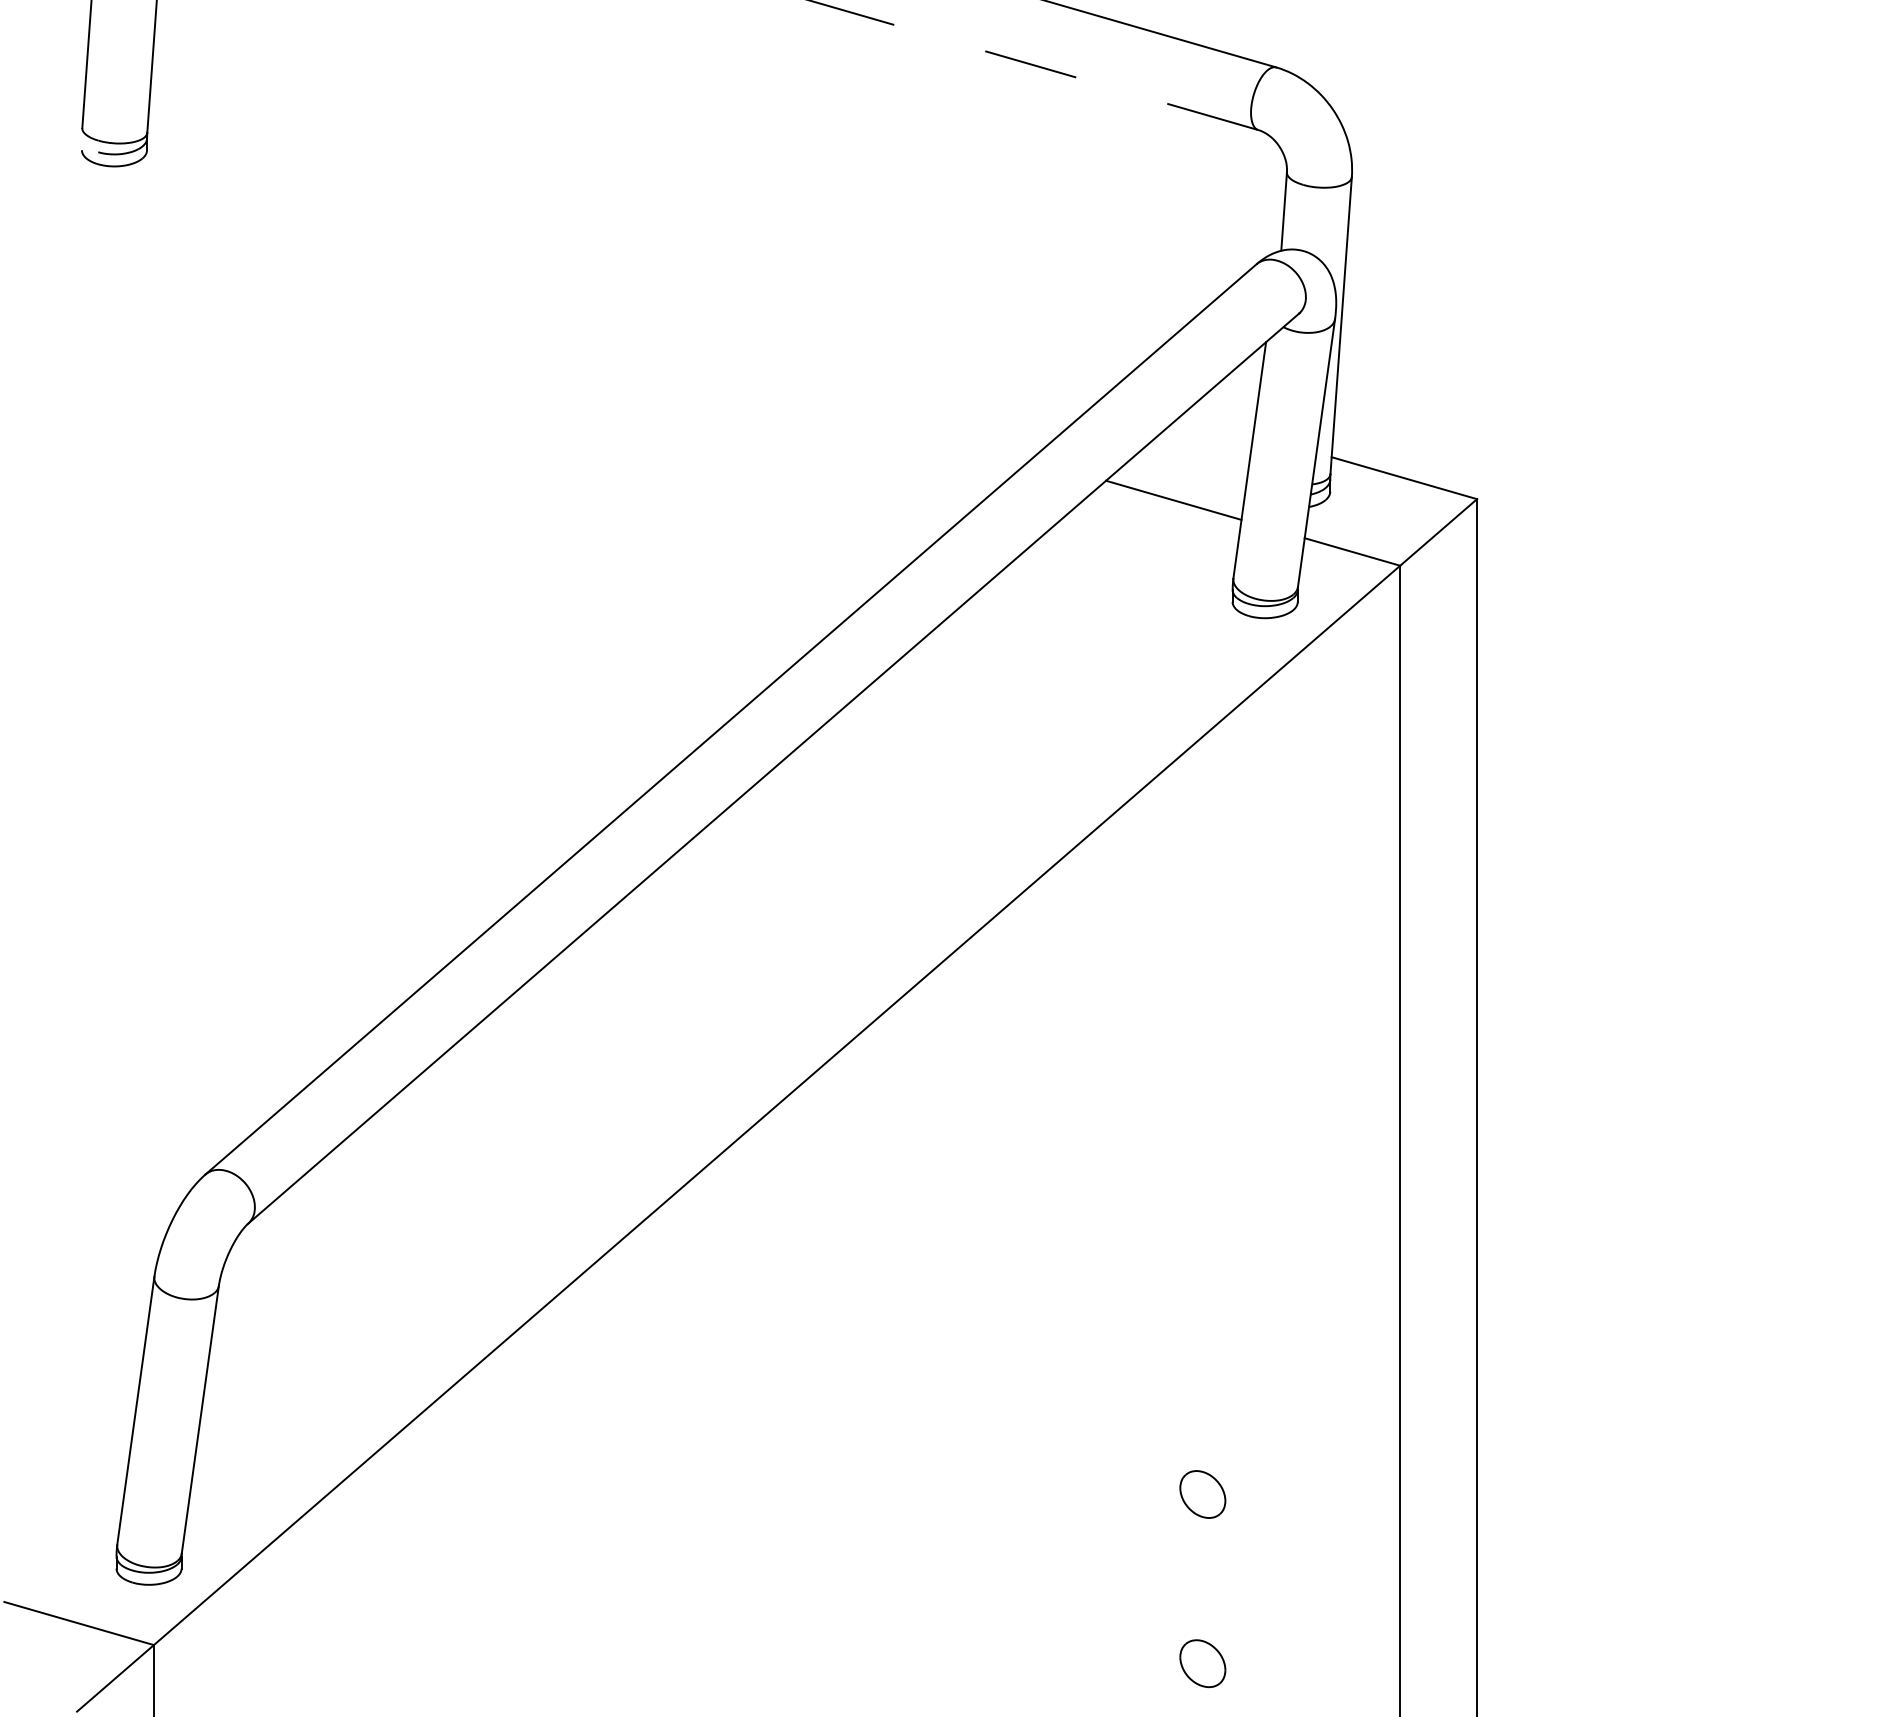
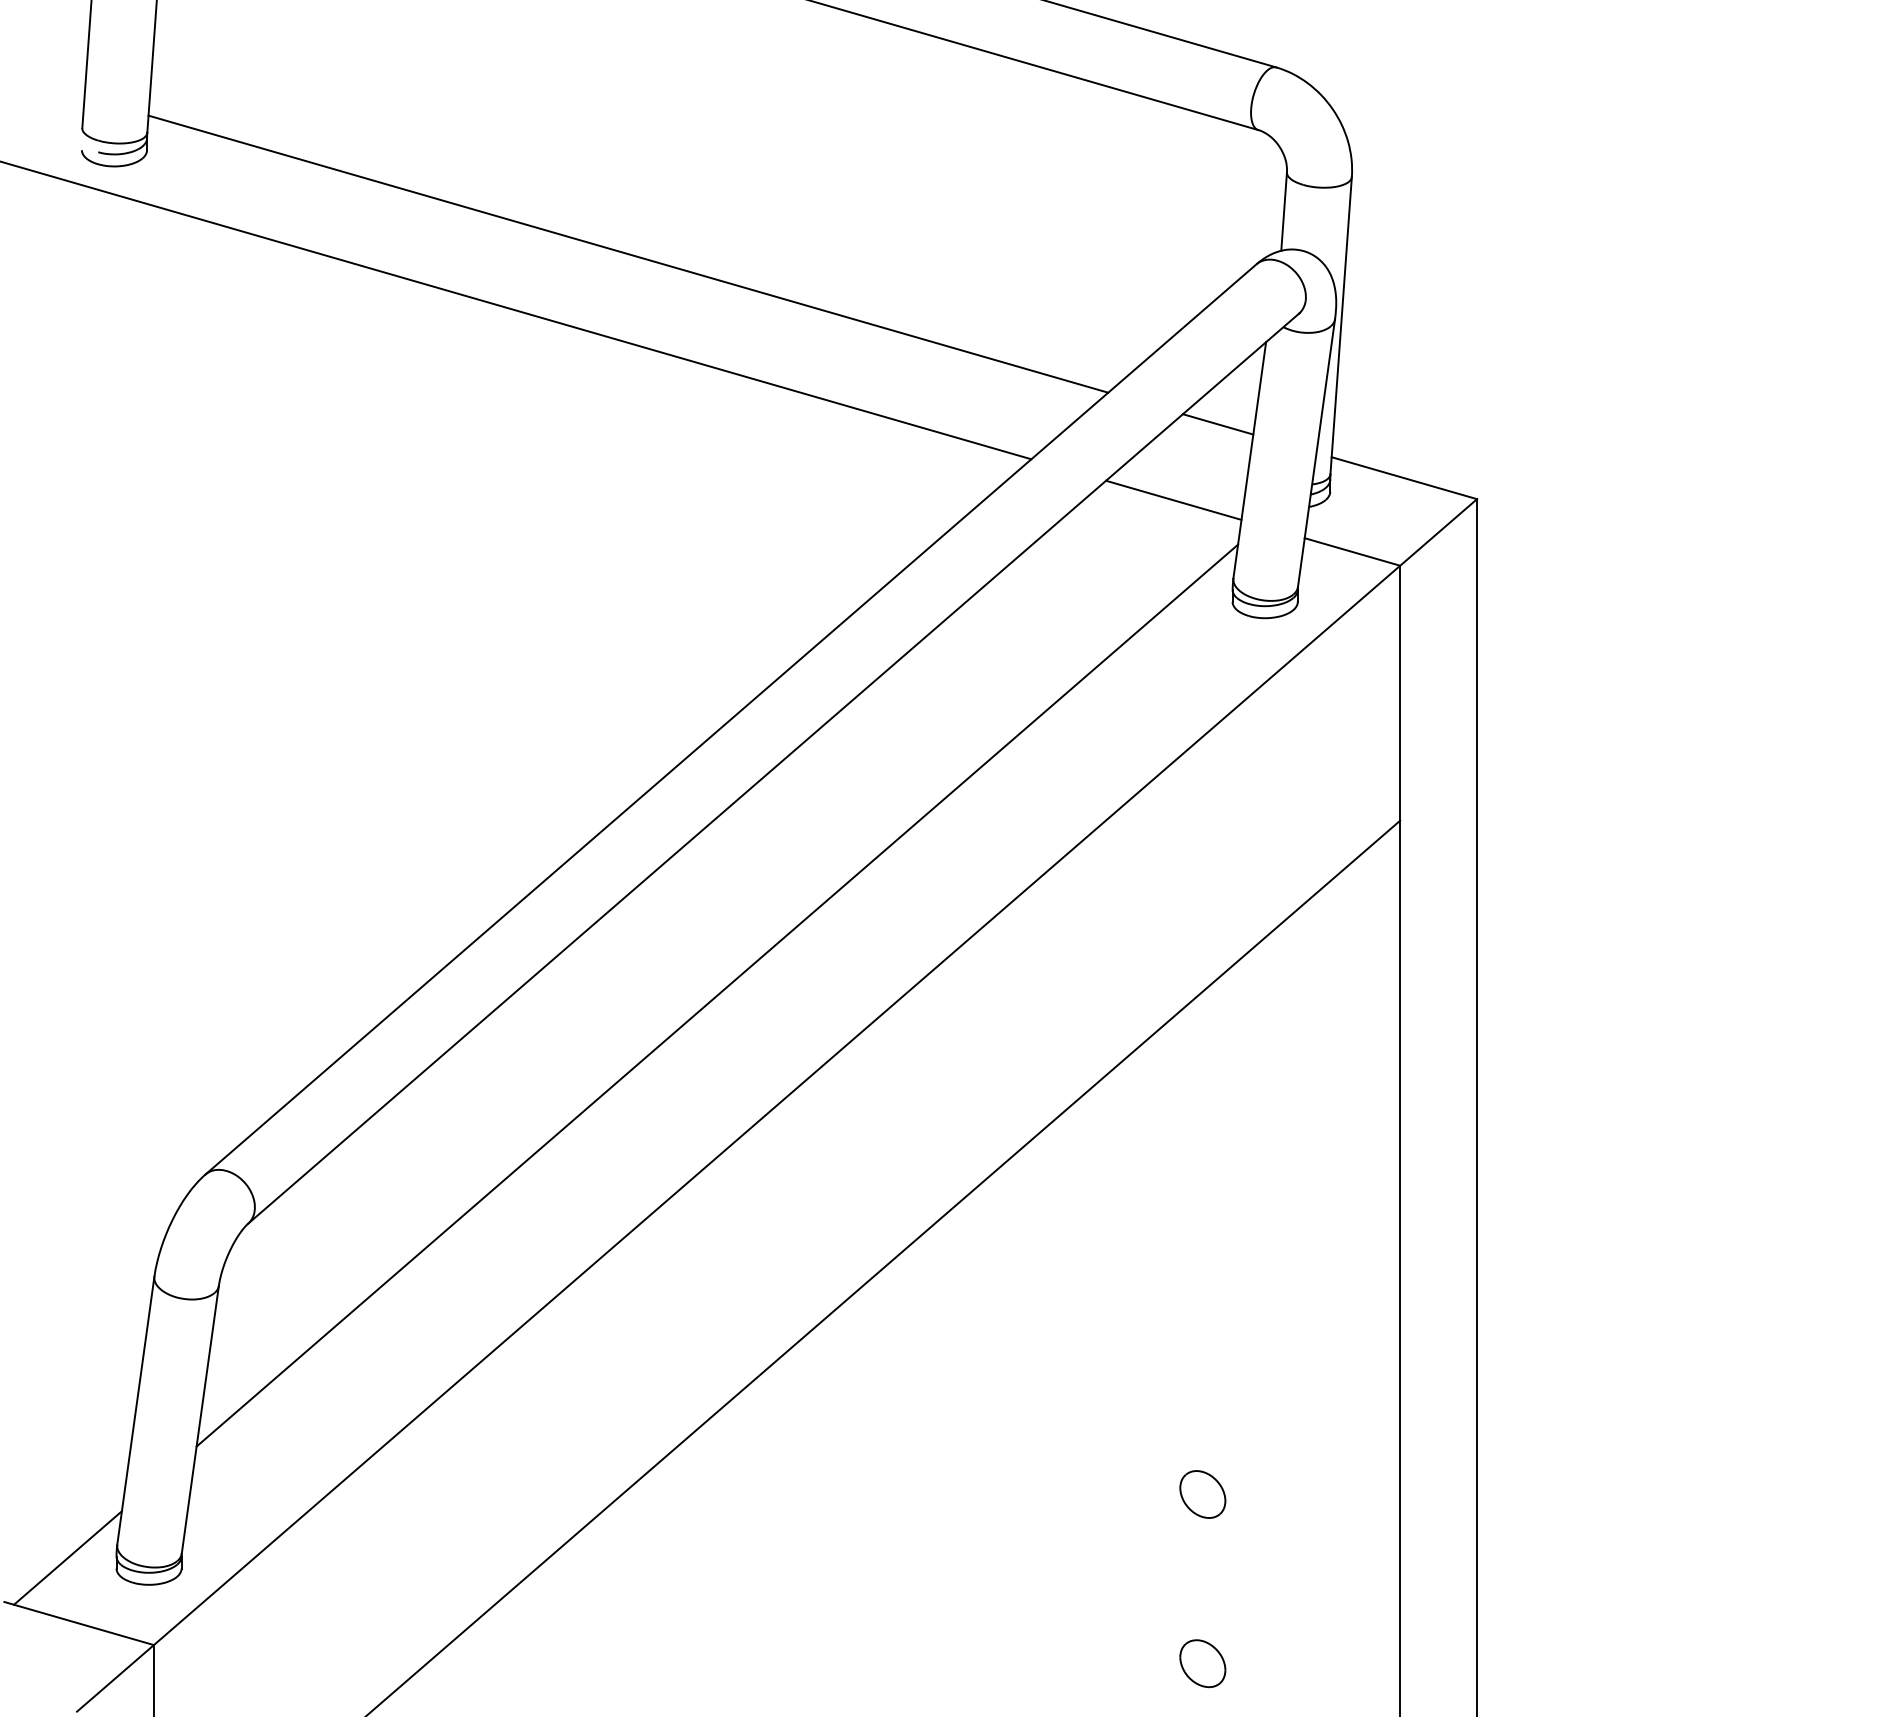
line: dashed -> solid (1032, 64)
line: none -> present (628, 253)
line: none -> present (516, 310)
line: none -> present (1217, 424)
line: none -> present (717, 995)
line: none -> present (884, 1266)
line: none -> present (67, 1557)
